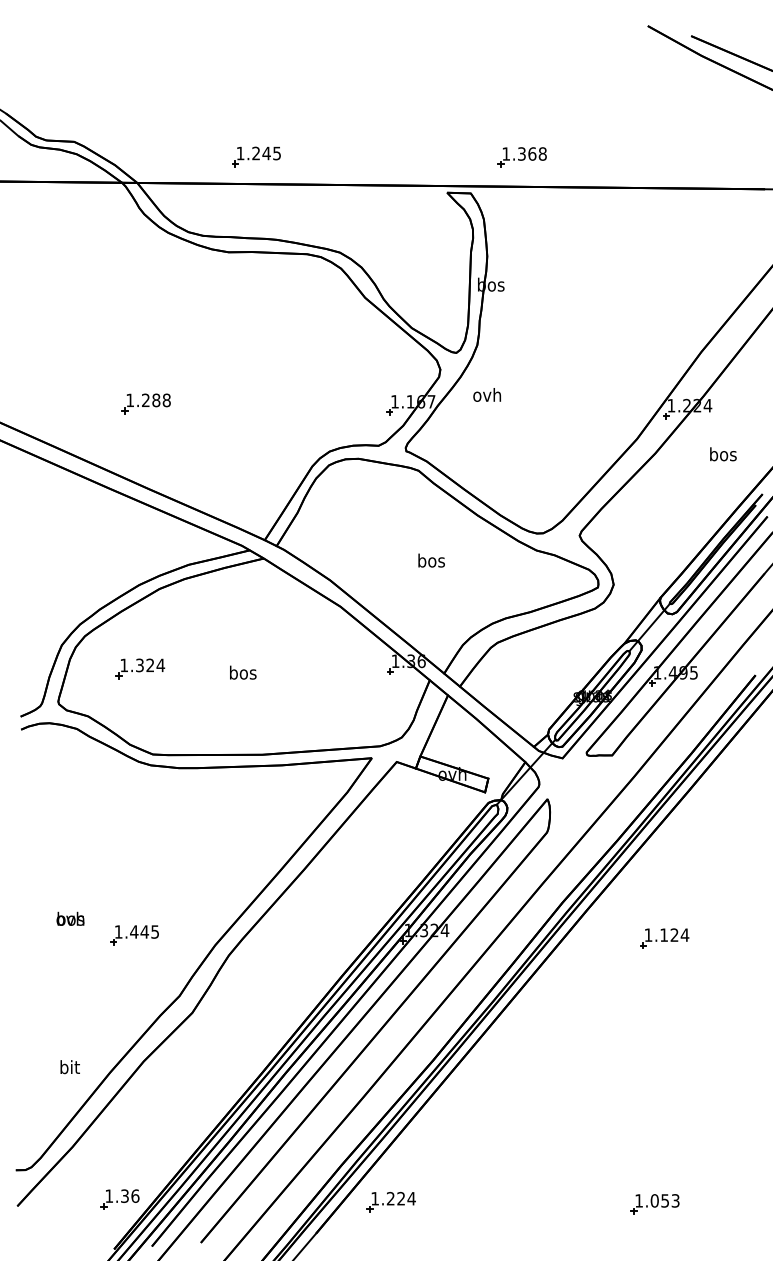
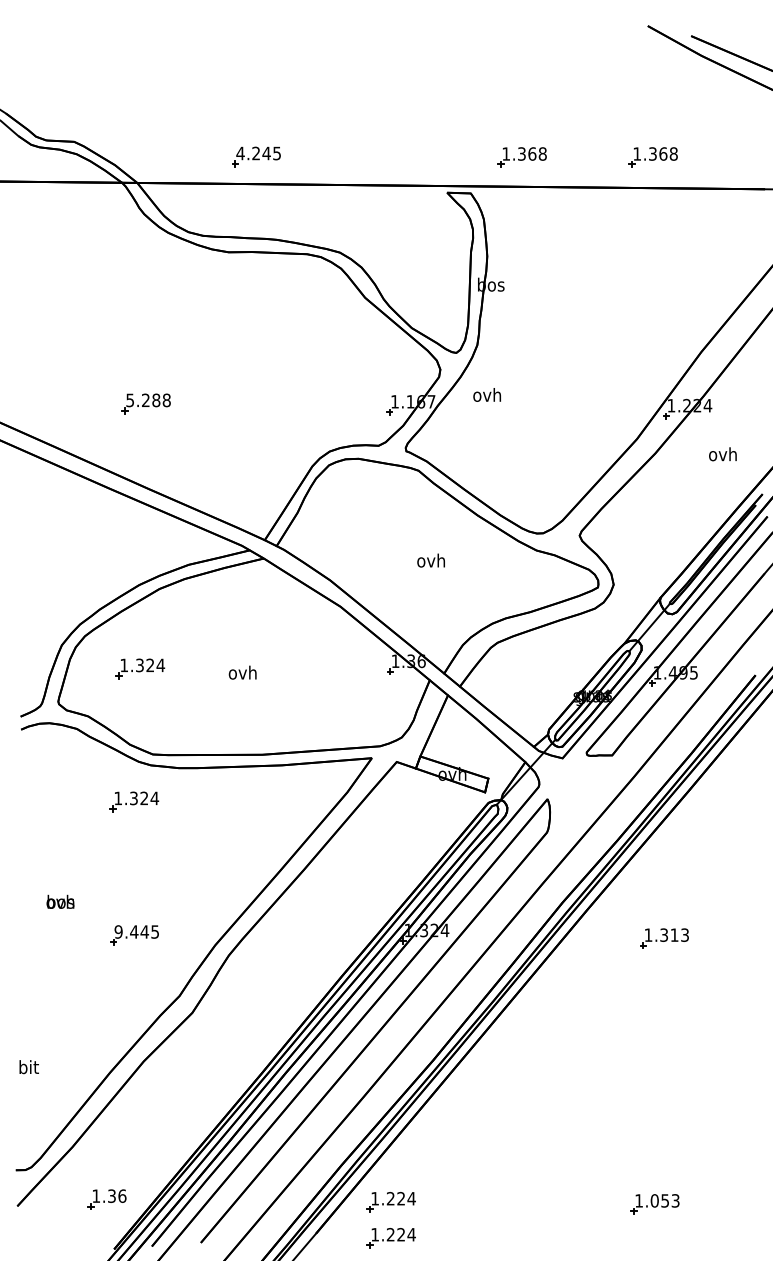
text: 1.245 -> 4.245 (240, 153)
part: none -> present (652, 157)
text: 1.288 -> 5.288 (129, 400)
text: bos -> ovh (722, 454)
text: bos -> ovh (430, 560)
text: bos -> ovh (242, 672)
part: none -> present (134, 801)
text position: (70, 918) -> (60, 901) (60, 901)
text: 1.445 -> 9.445 (118, 931)
text: 1.124 -> 1.313 (674, 934)
text position: (69, 1067) -> (28, 1067) (28, 1067)
part position: (119, 1199) -> (106, 1199) (106, 1199)
part: none -> present (390, 1238)
